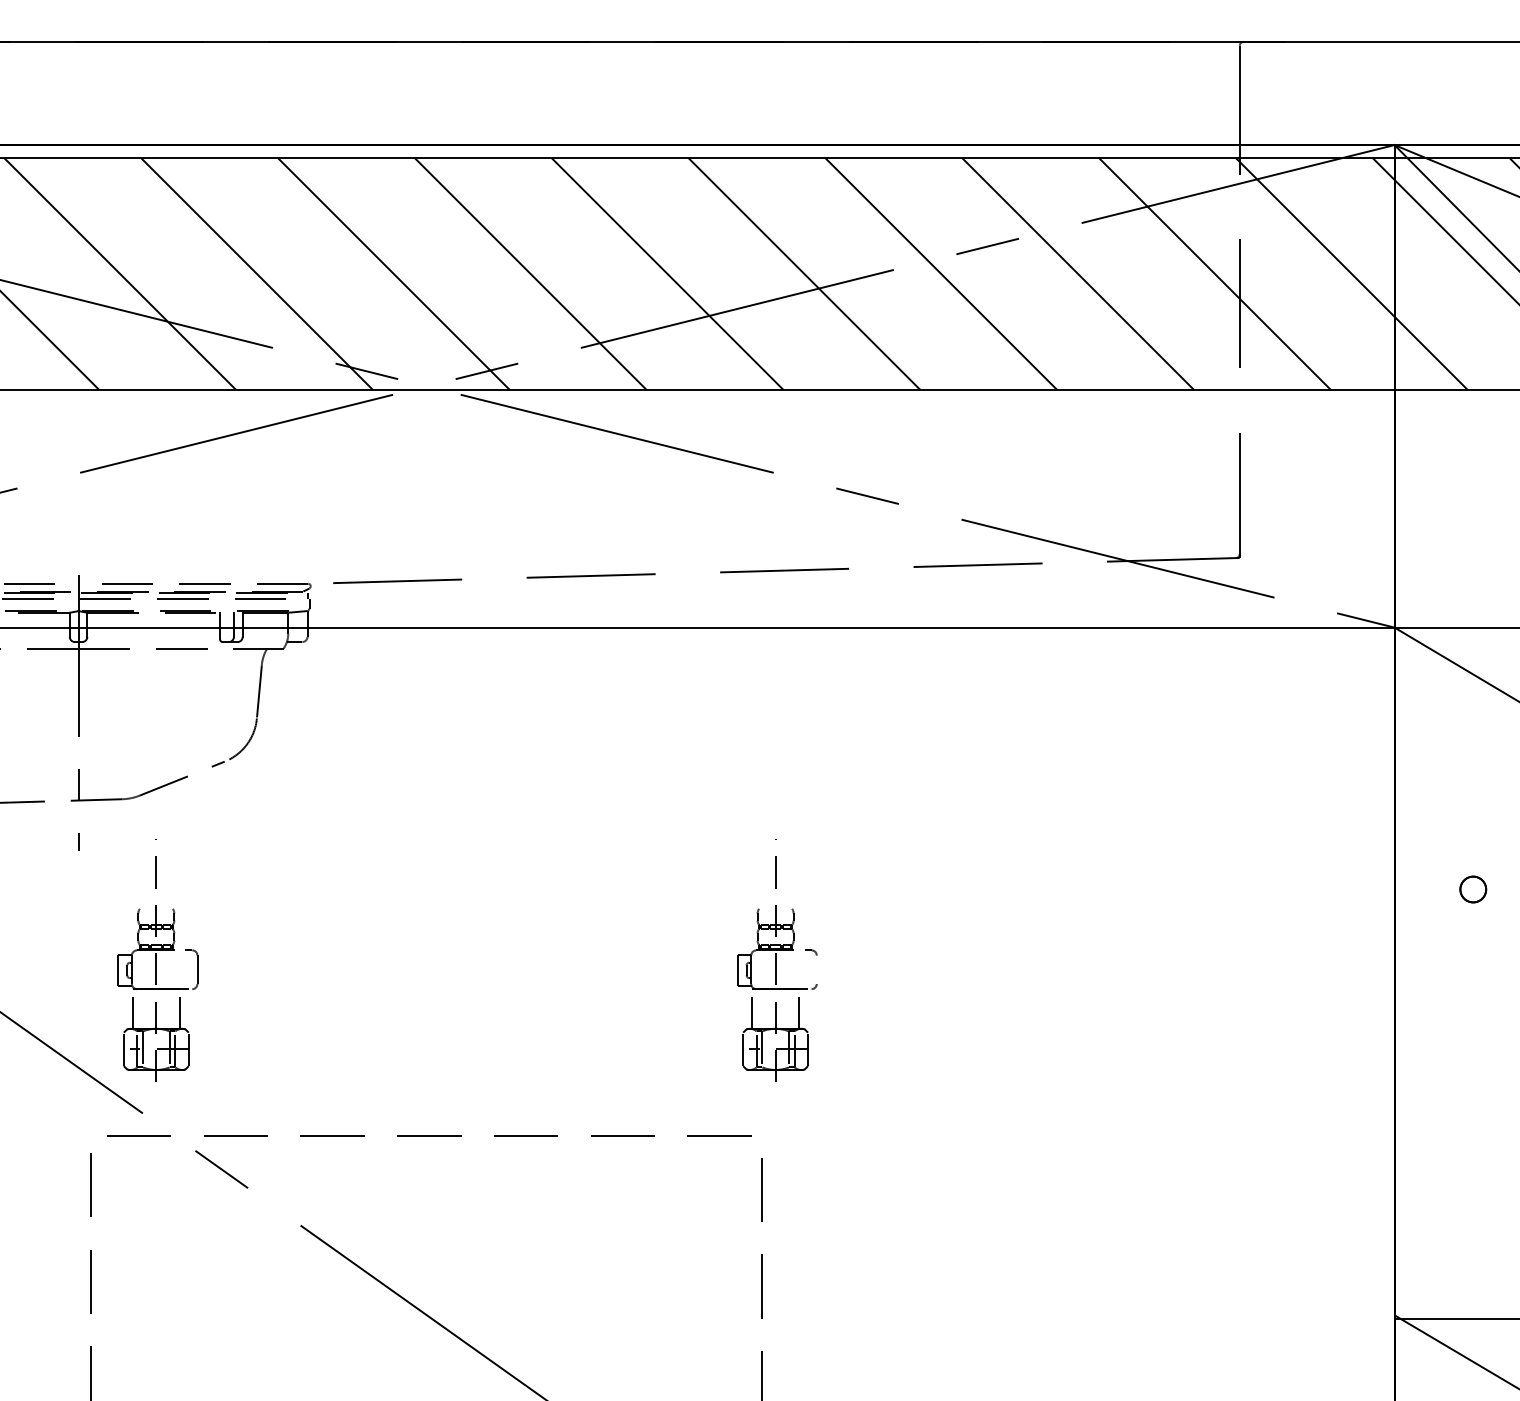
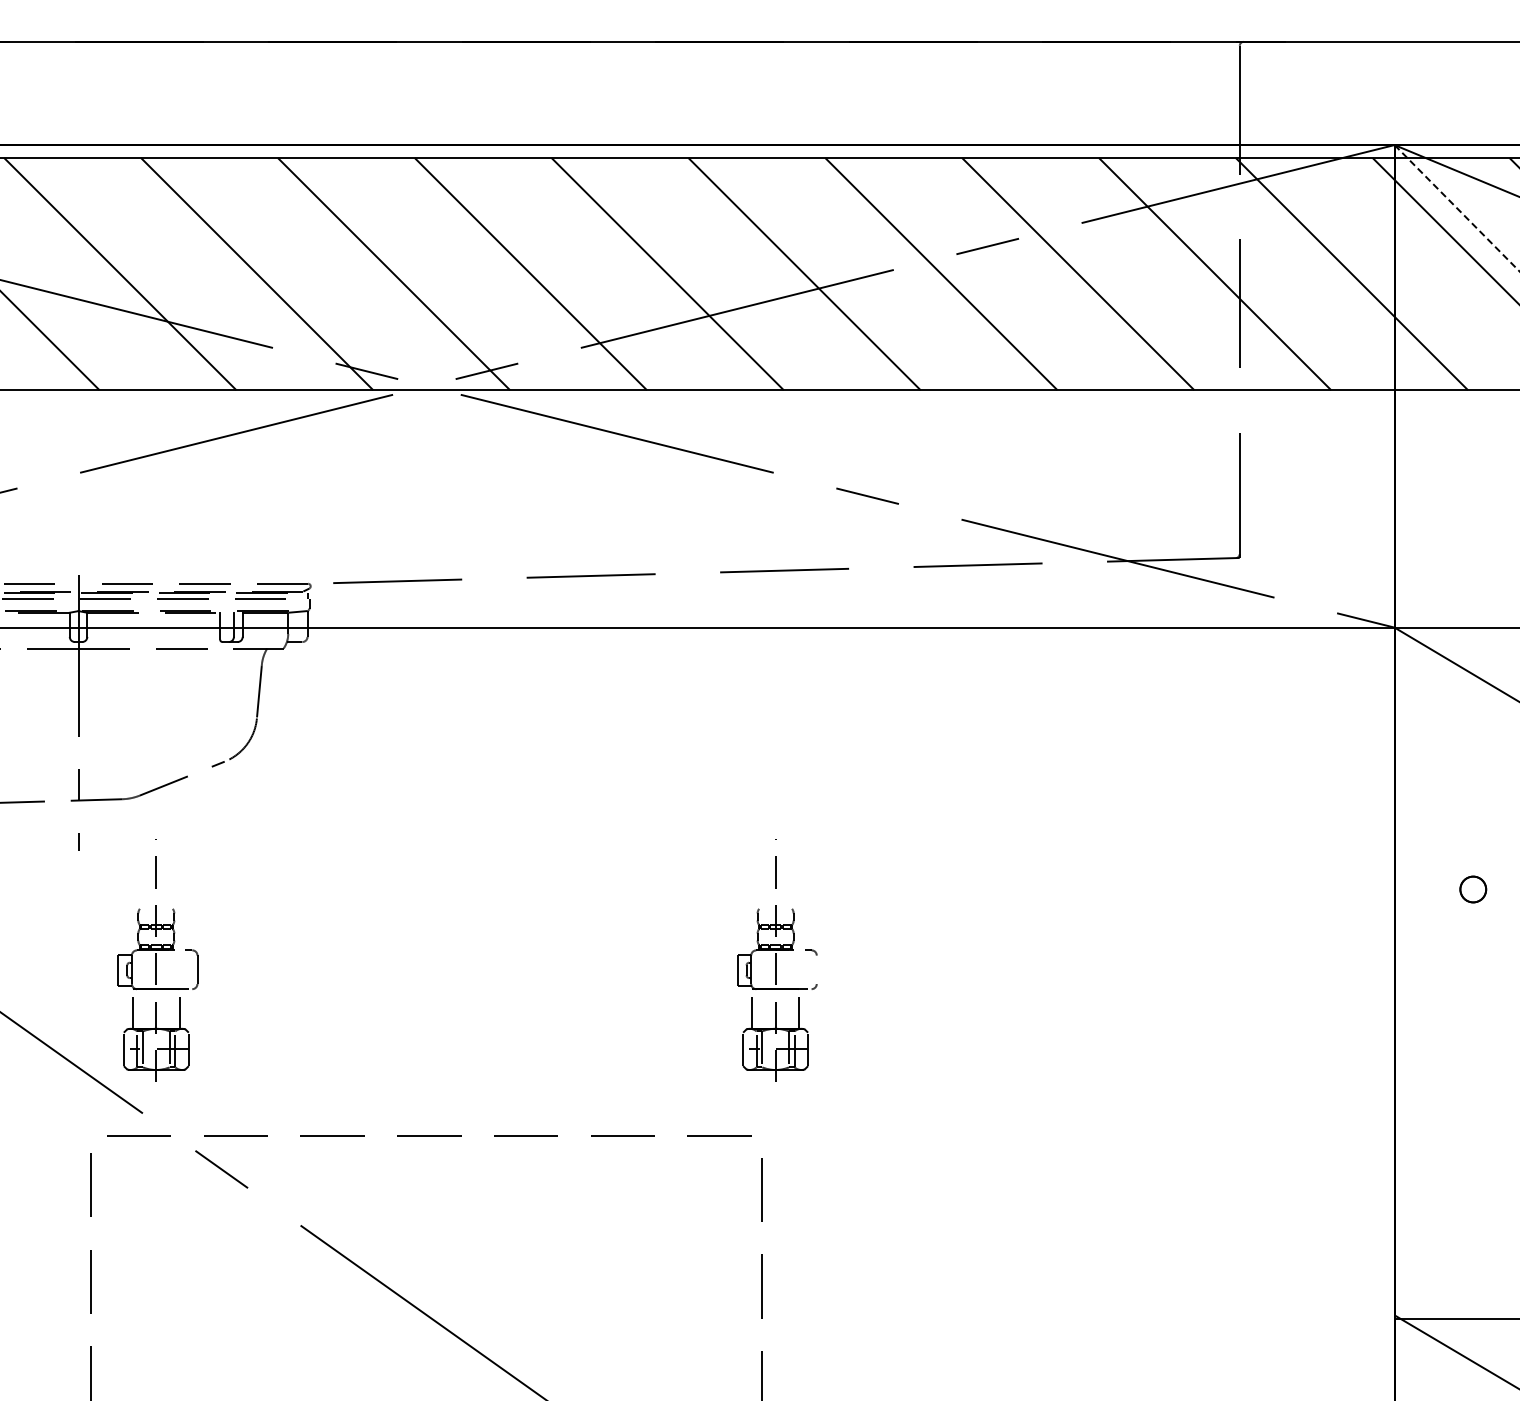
line: solid -> dashed (1457, 208)
